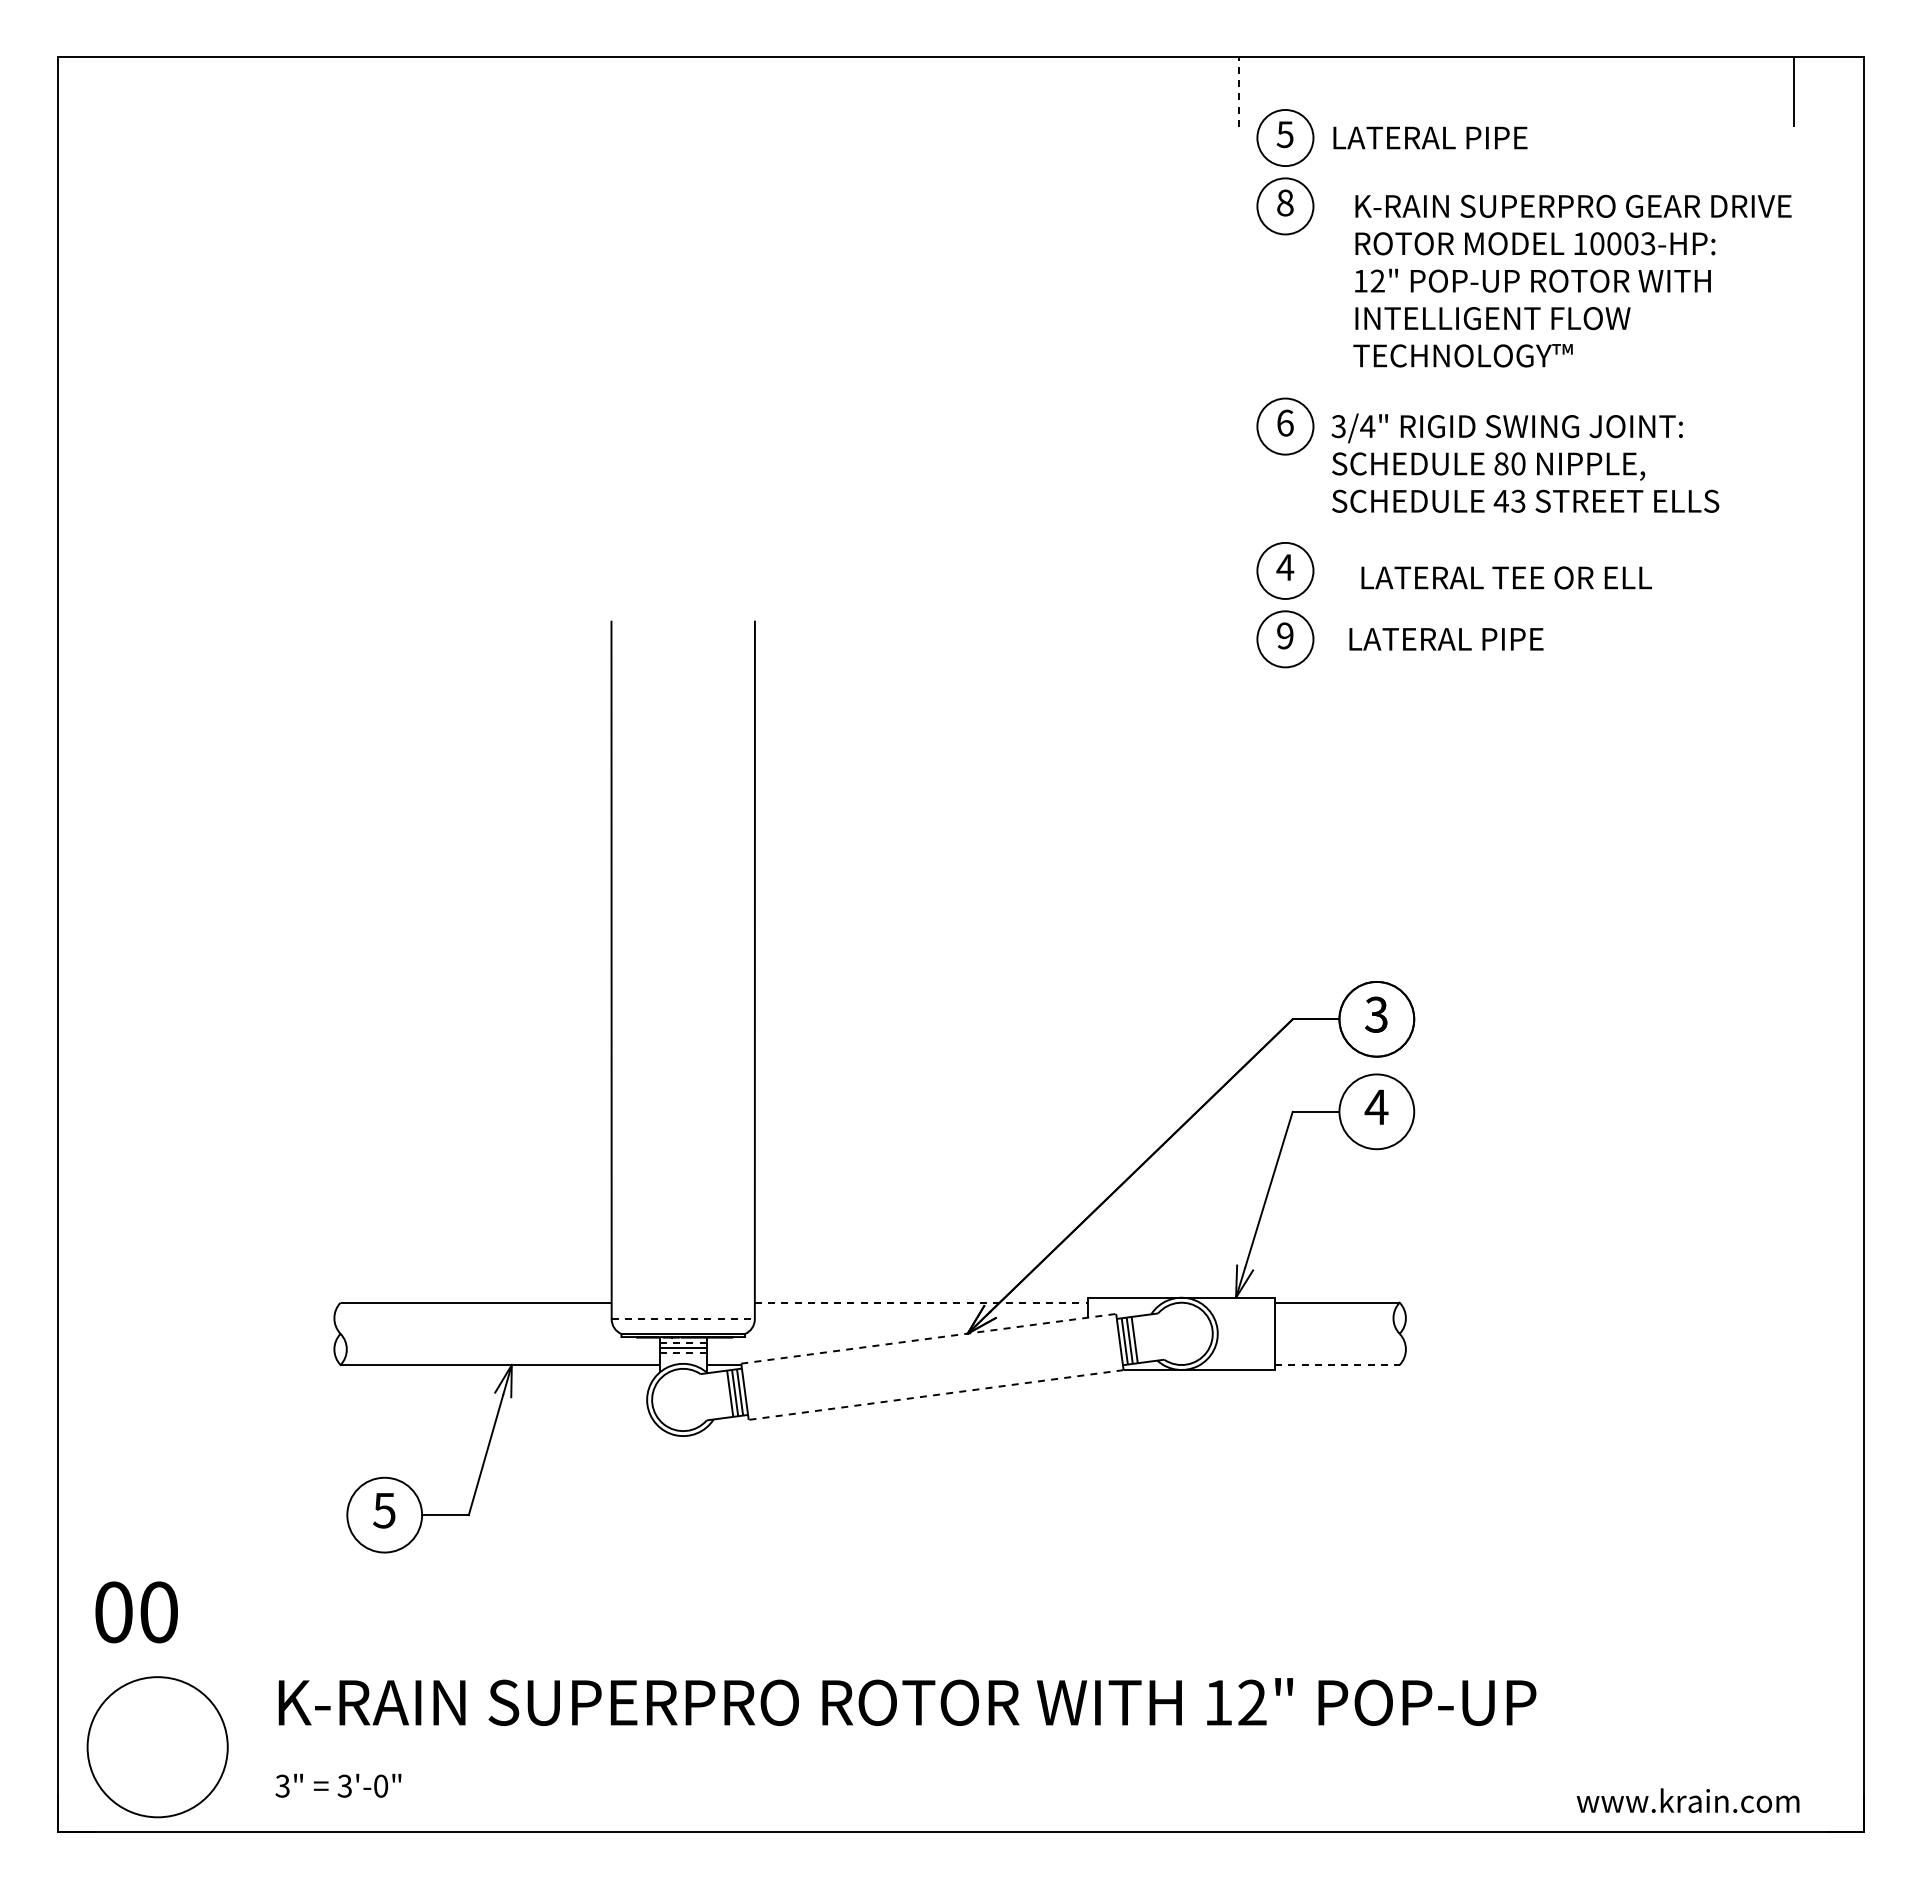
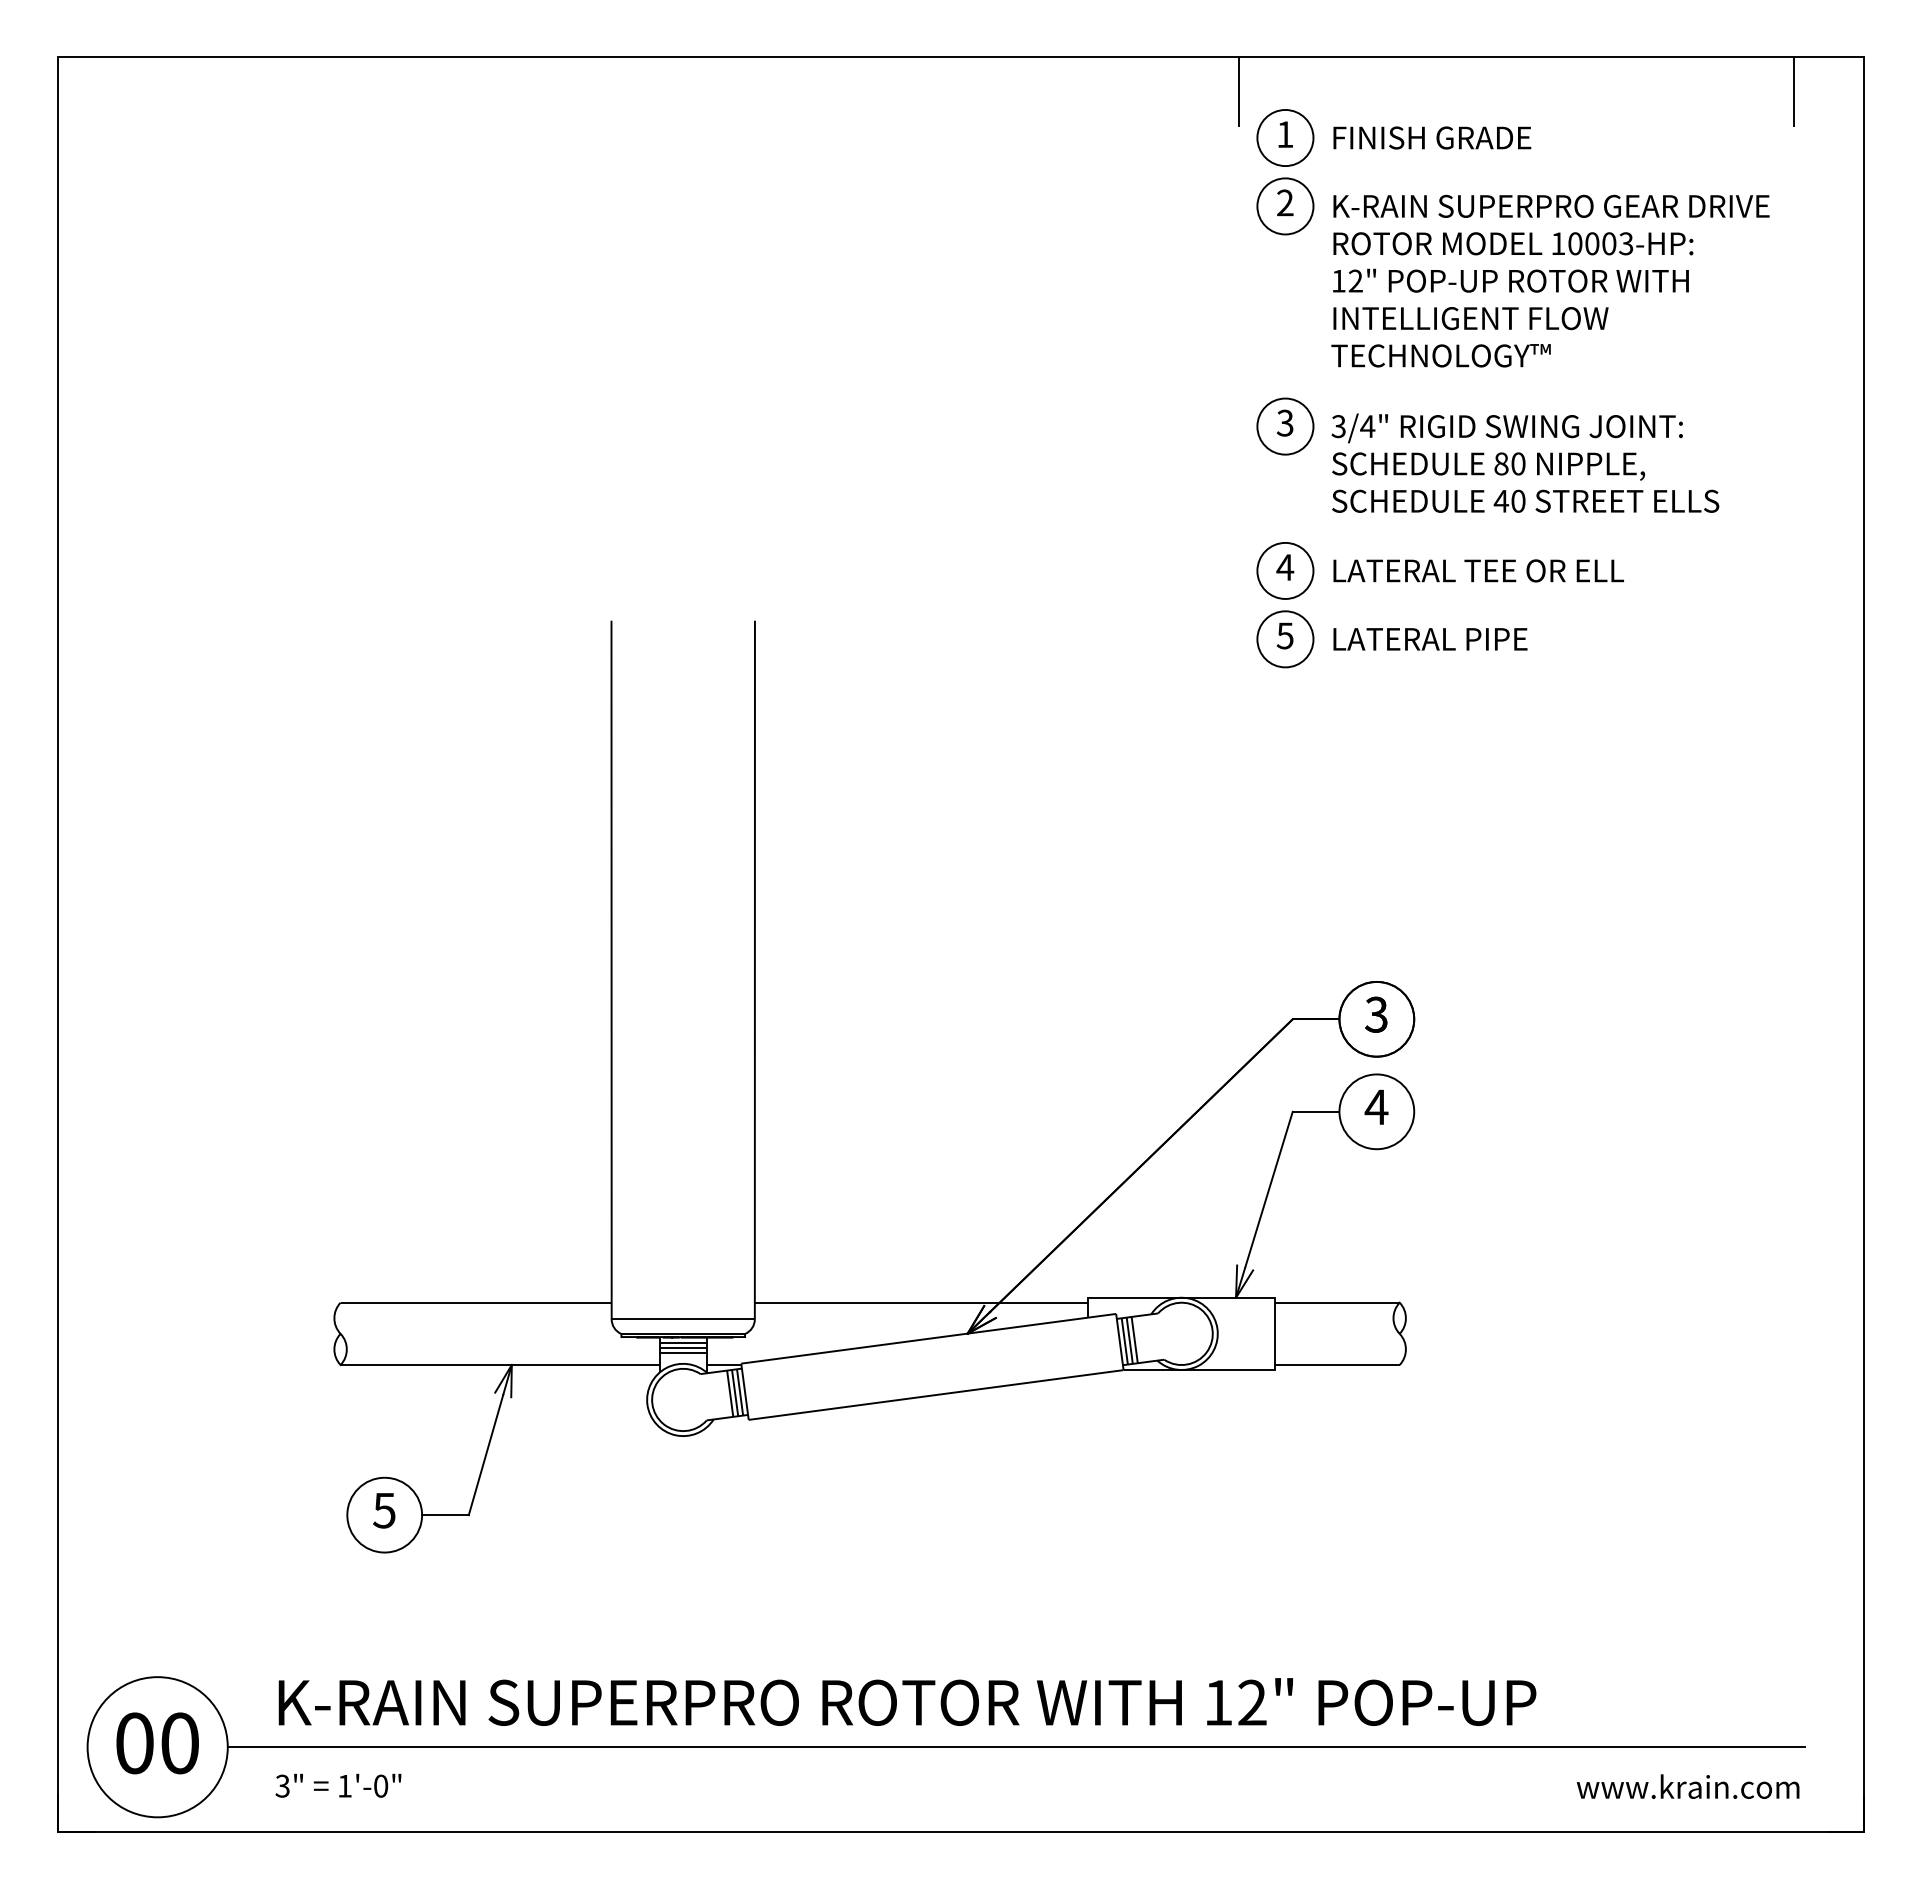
line: dashed -> solid (1238, 91)
text: 5 -> 1 (1284, 134)
text: LATERAL PIPE -> FINISH GRADE (1433, 137)
text: 8 -> 2 (1285, 202)
text position: (1572, 280) -> (1550, 280) (1550, 280)
text: 6 -> 3 (1284, 422)
text: 43 -> 40 (1518, 501)
text position: (1506, 577) -> (1478, 570) (1478, 570)
text: 9 -> 5 (1284, 635)
text position: (1446, 639) -> (1430, 639) (1430, 639)
line: dashed -> solid (921, 1302)
line: dashed -> solid (683, 1319)
line: dashed -> solid (929, 1338)
line: dashed -> solid (682, 1342)
line: dashed -> solid (682, 1352)
line: dashed -> solid (1337, 1365)
line: dashed -> solid (935, 1395)
text position: (136, 1612) -> (157, 1743) (157, 1743)
line: none -> present (1015, 1747)
text: 3'-0" -> 1'-0" (344, 1785)
text position: (1687, 1800) -> (1687, 1786) (1687, 1786)
